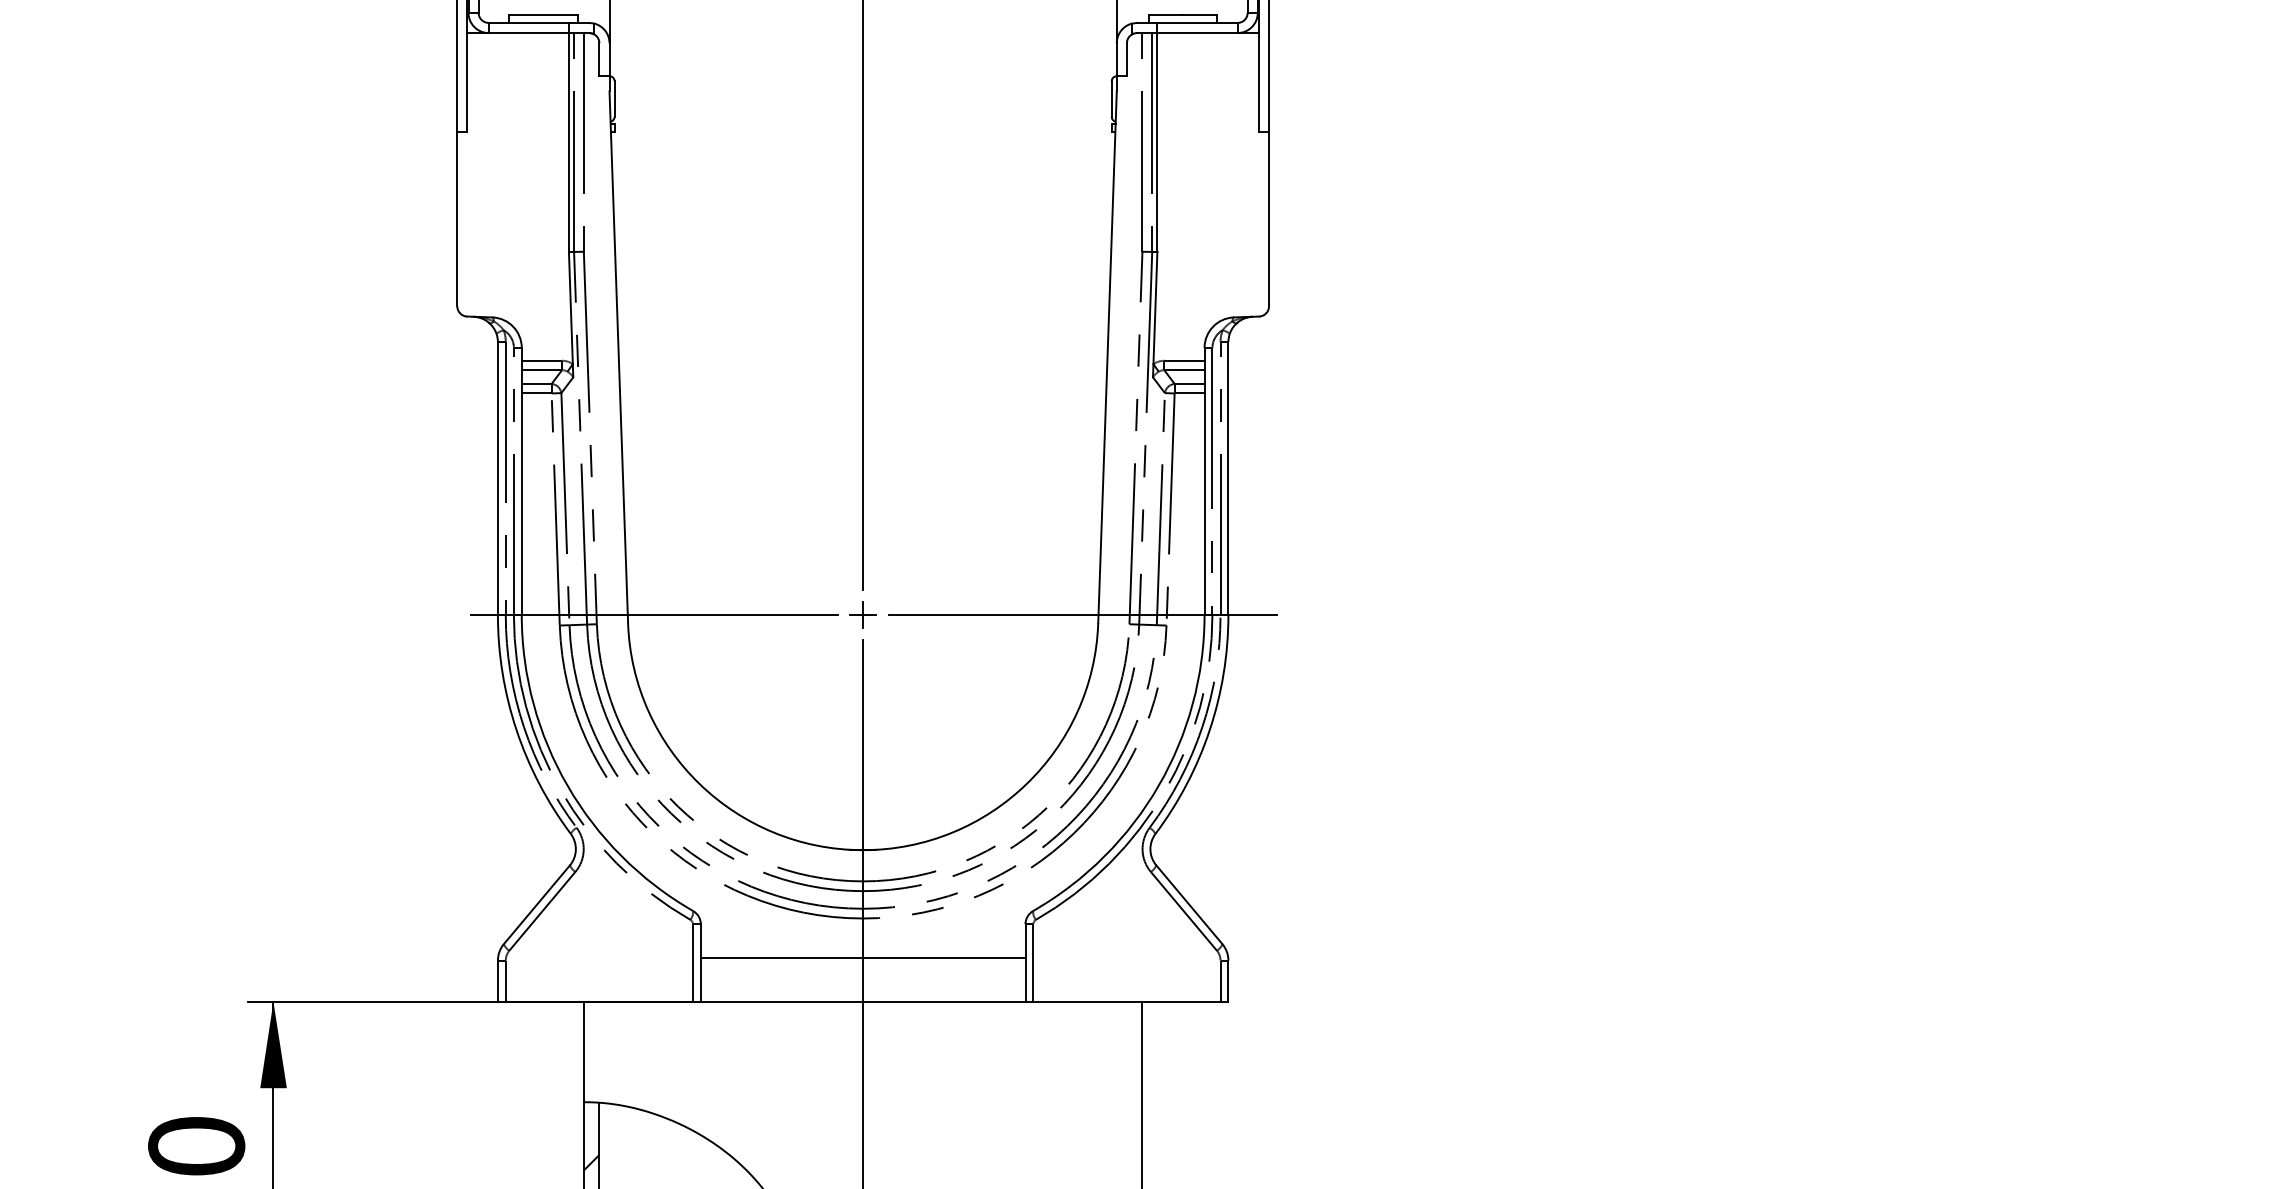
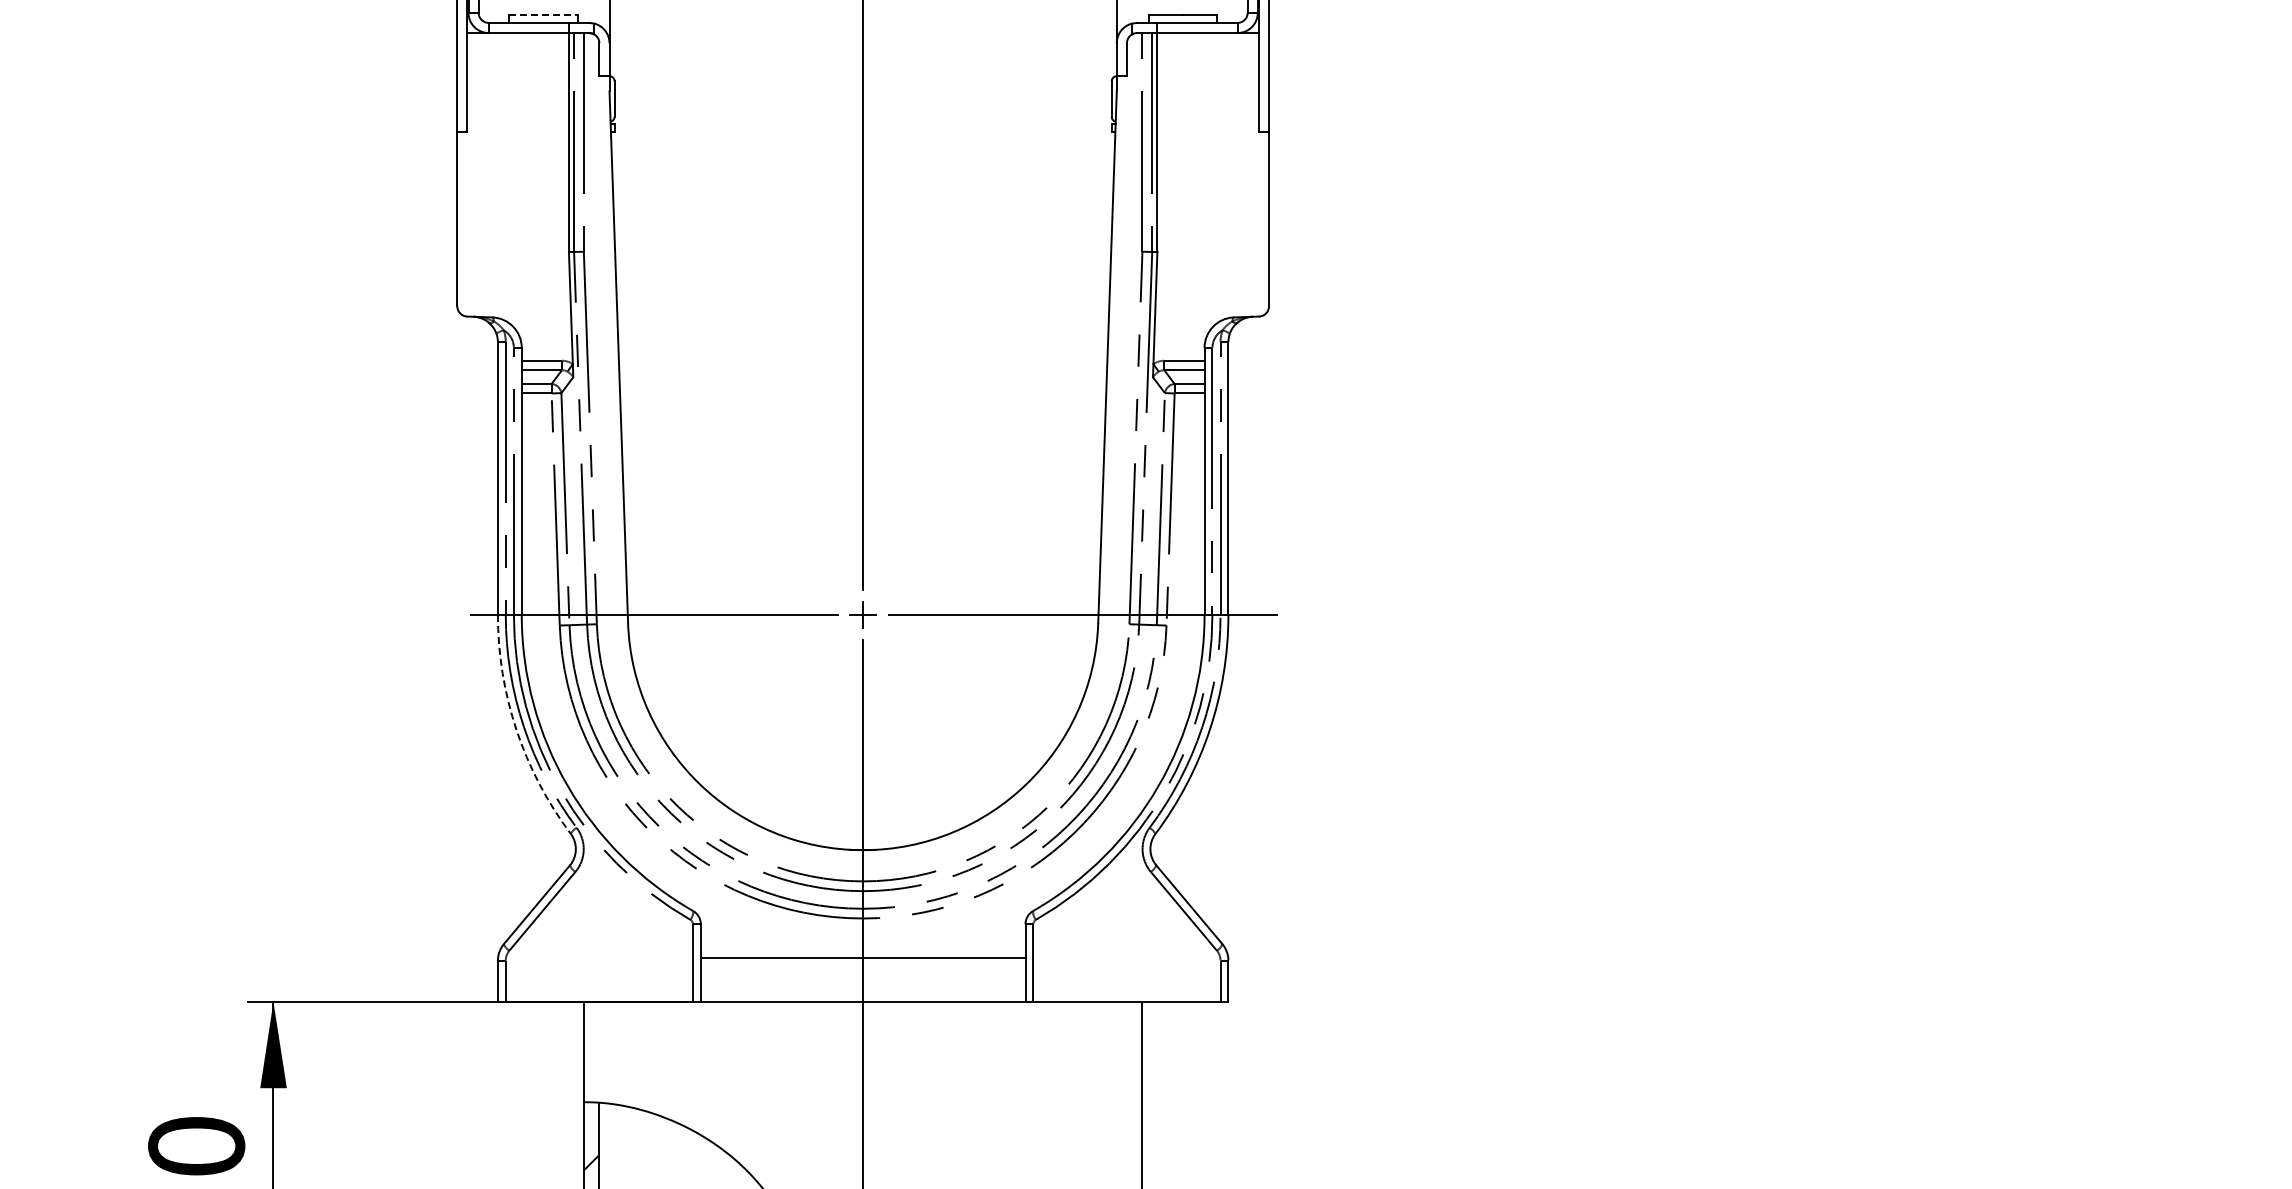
line: solid -> dashed (544, 15)
arc: solid -> dashed (516, 730)
